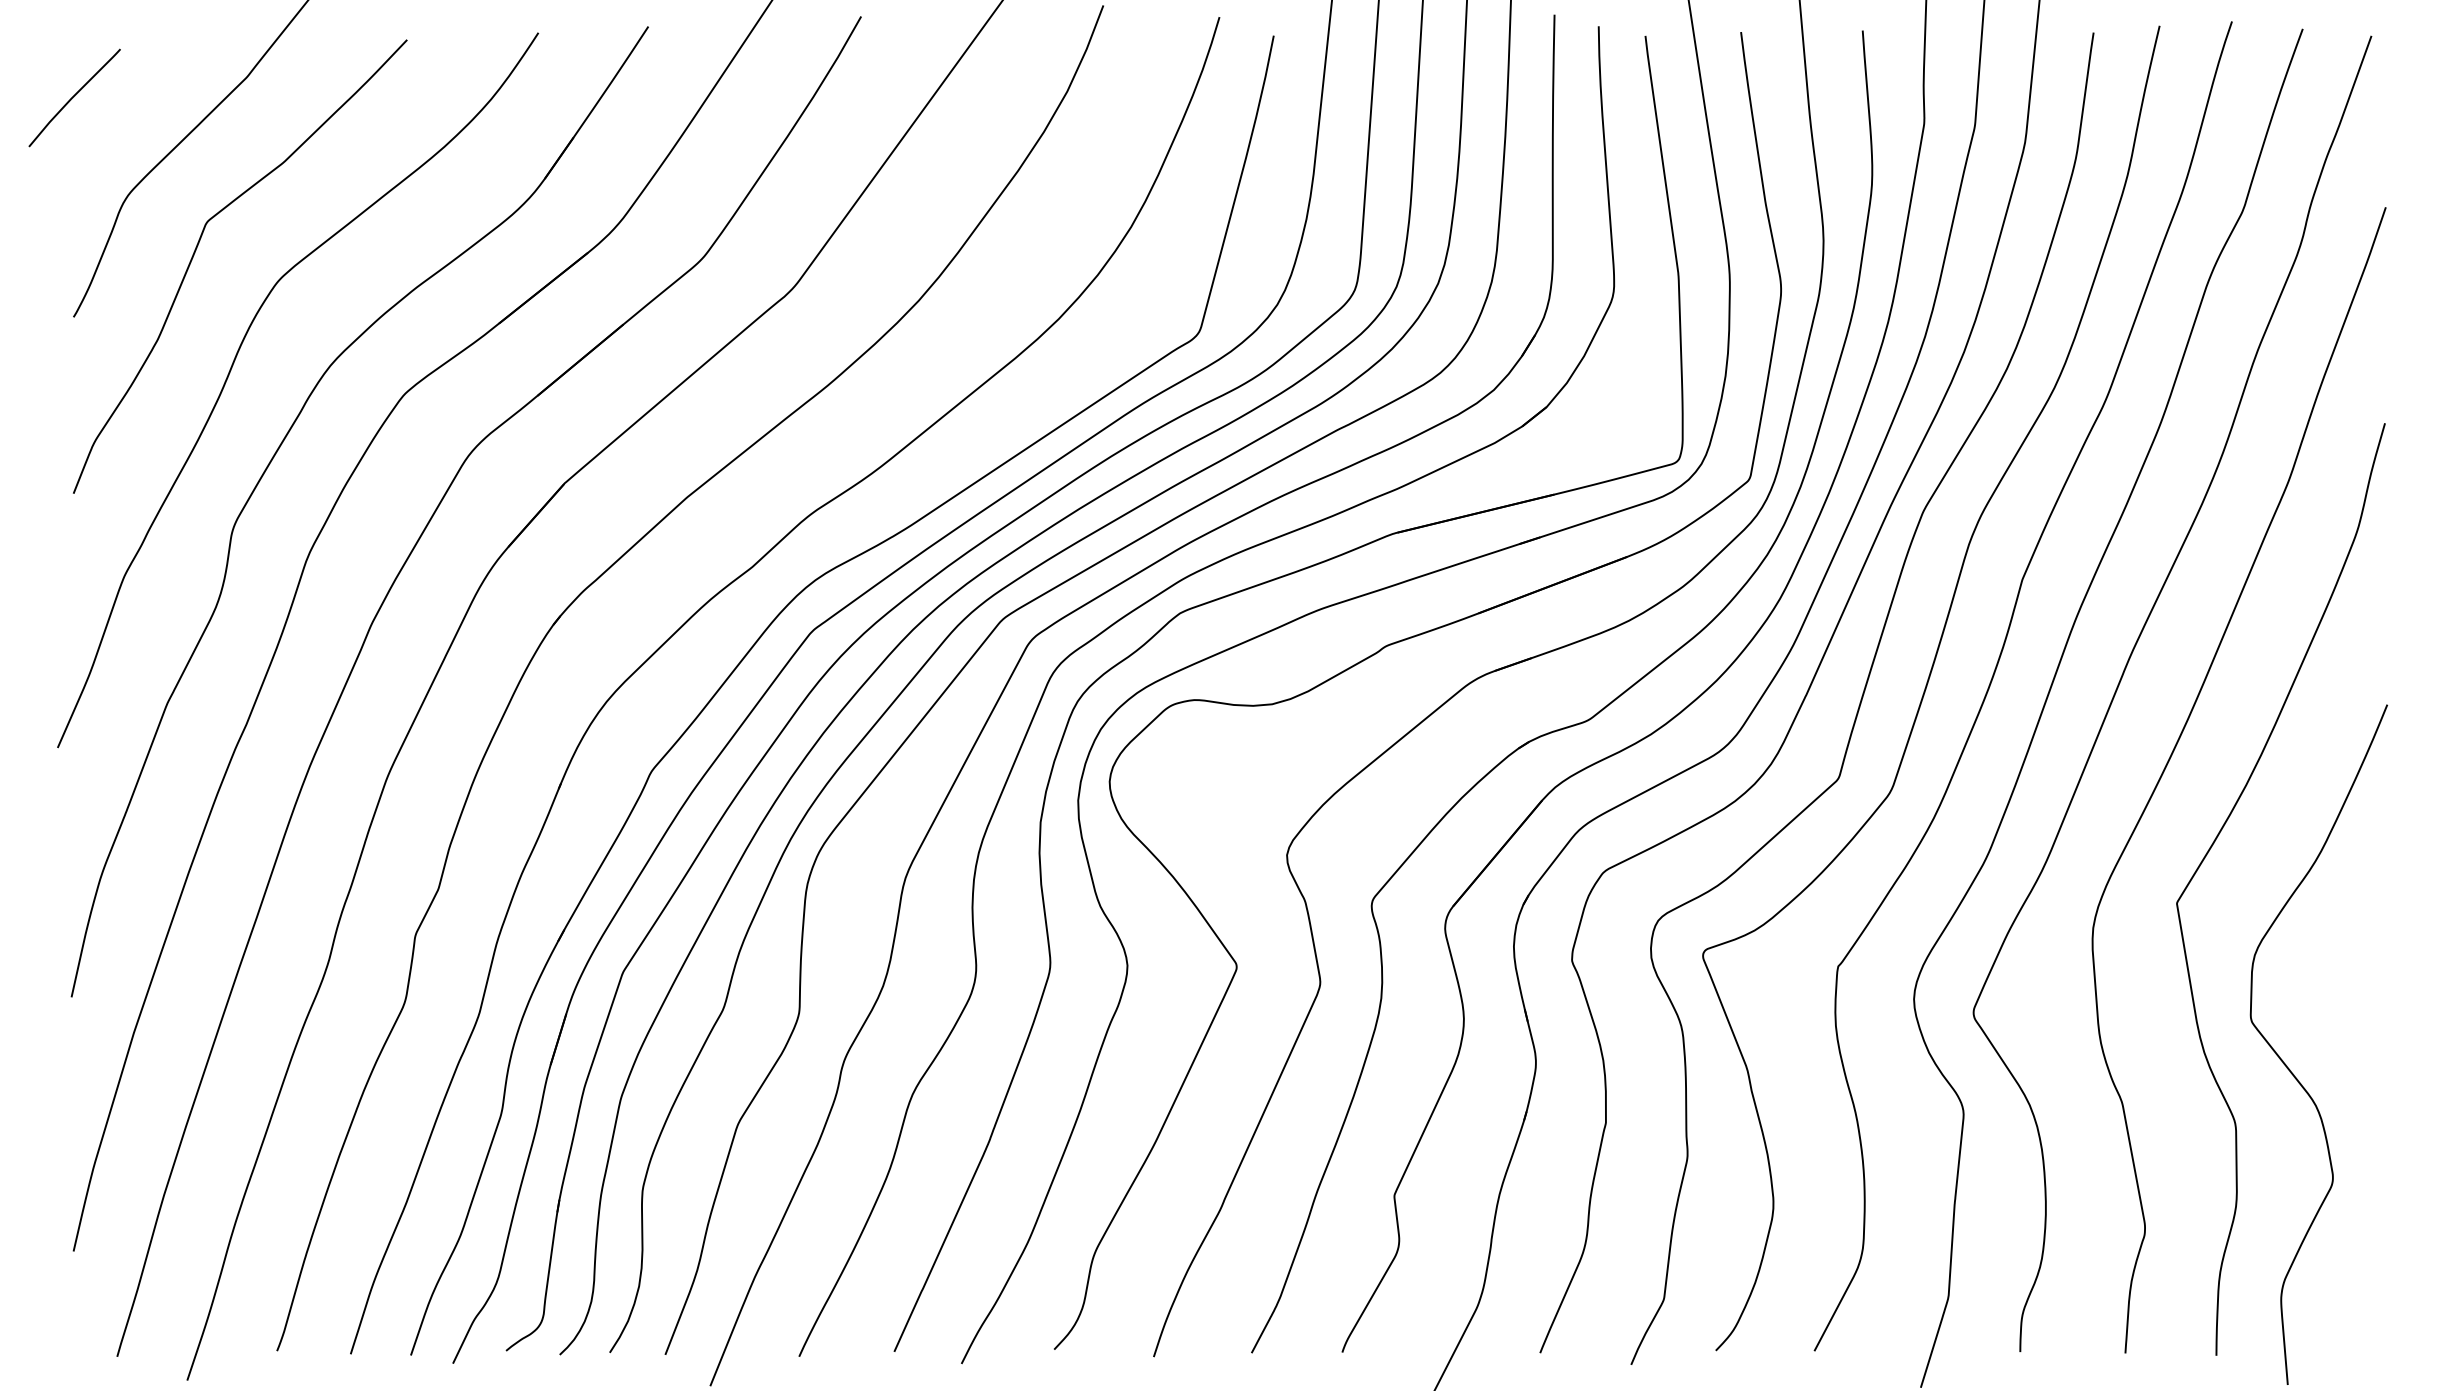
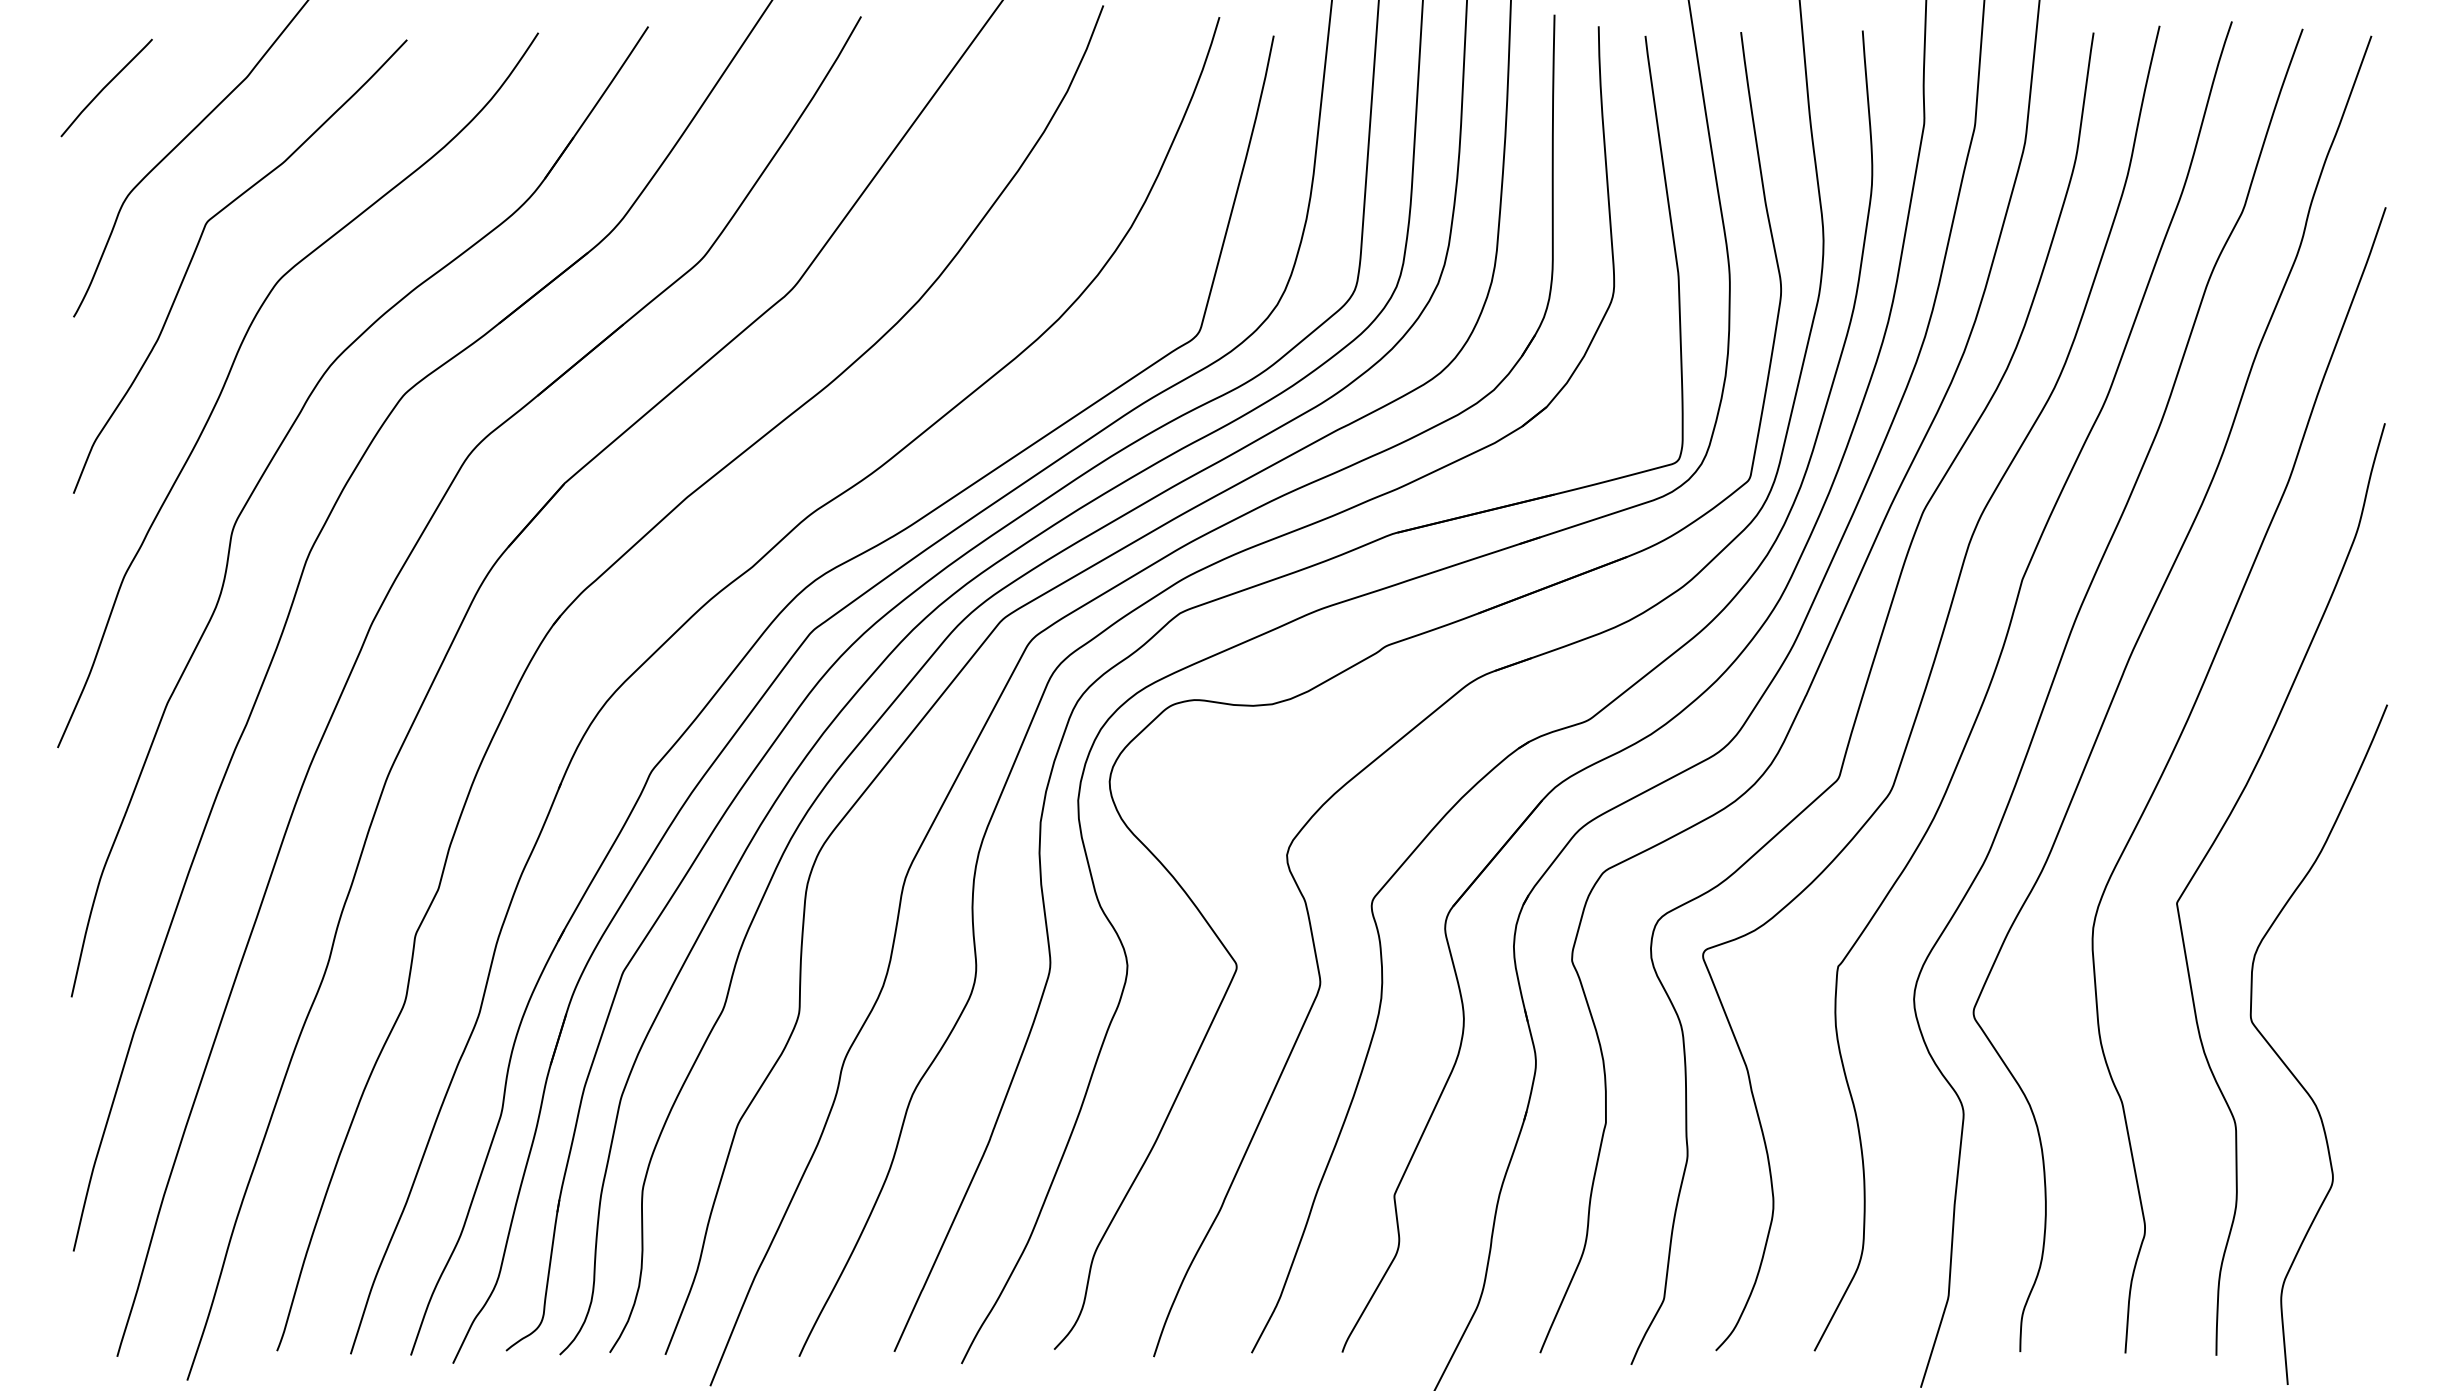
curve position: (74, 97) -> (106, 87) (106, 87)
